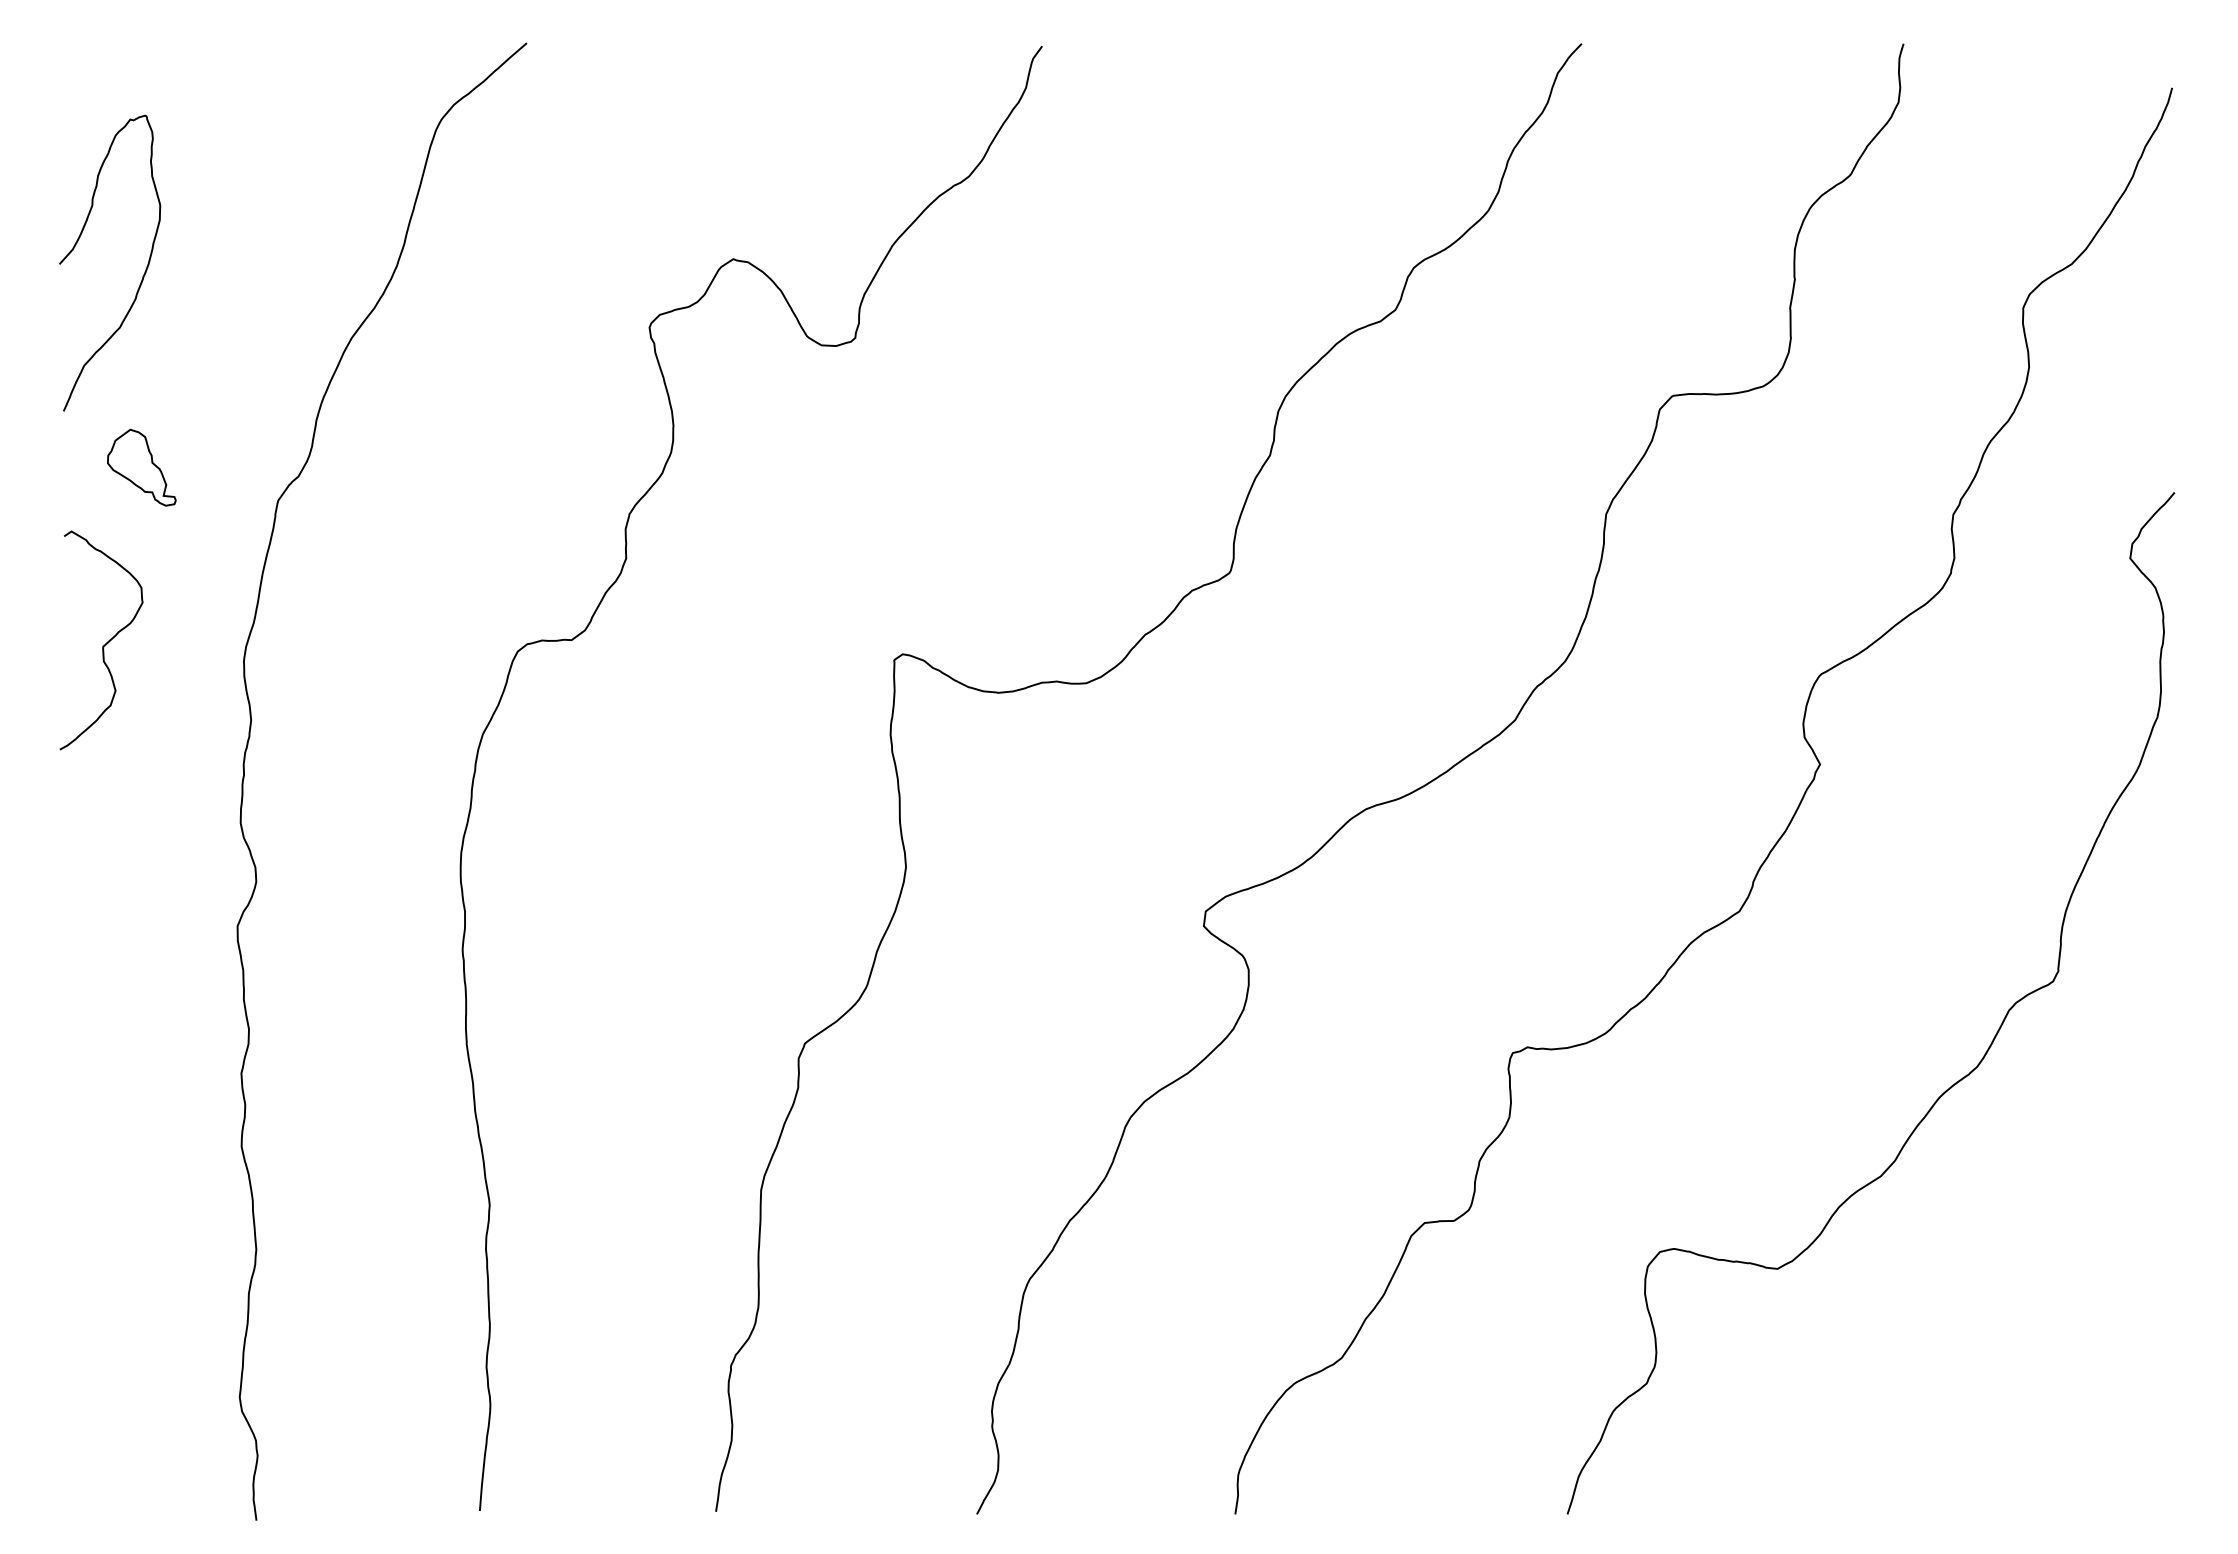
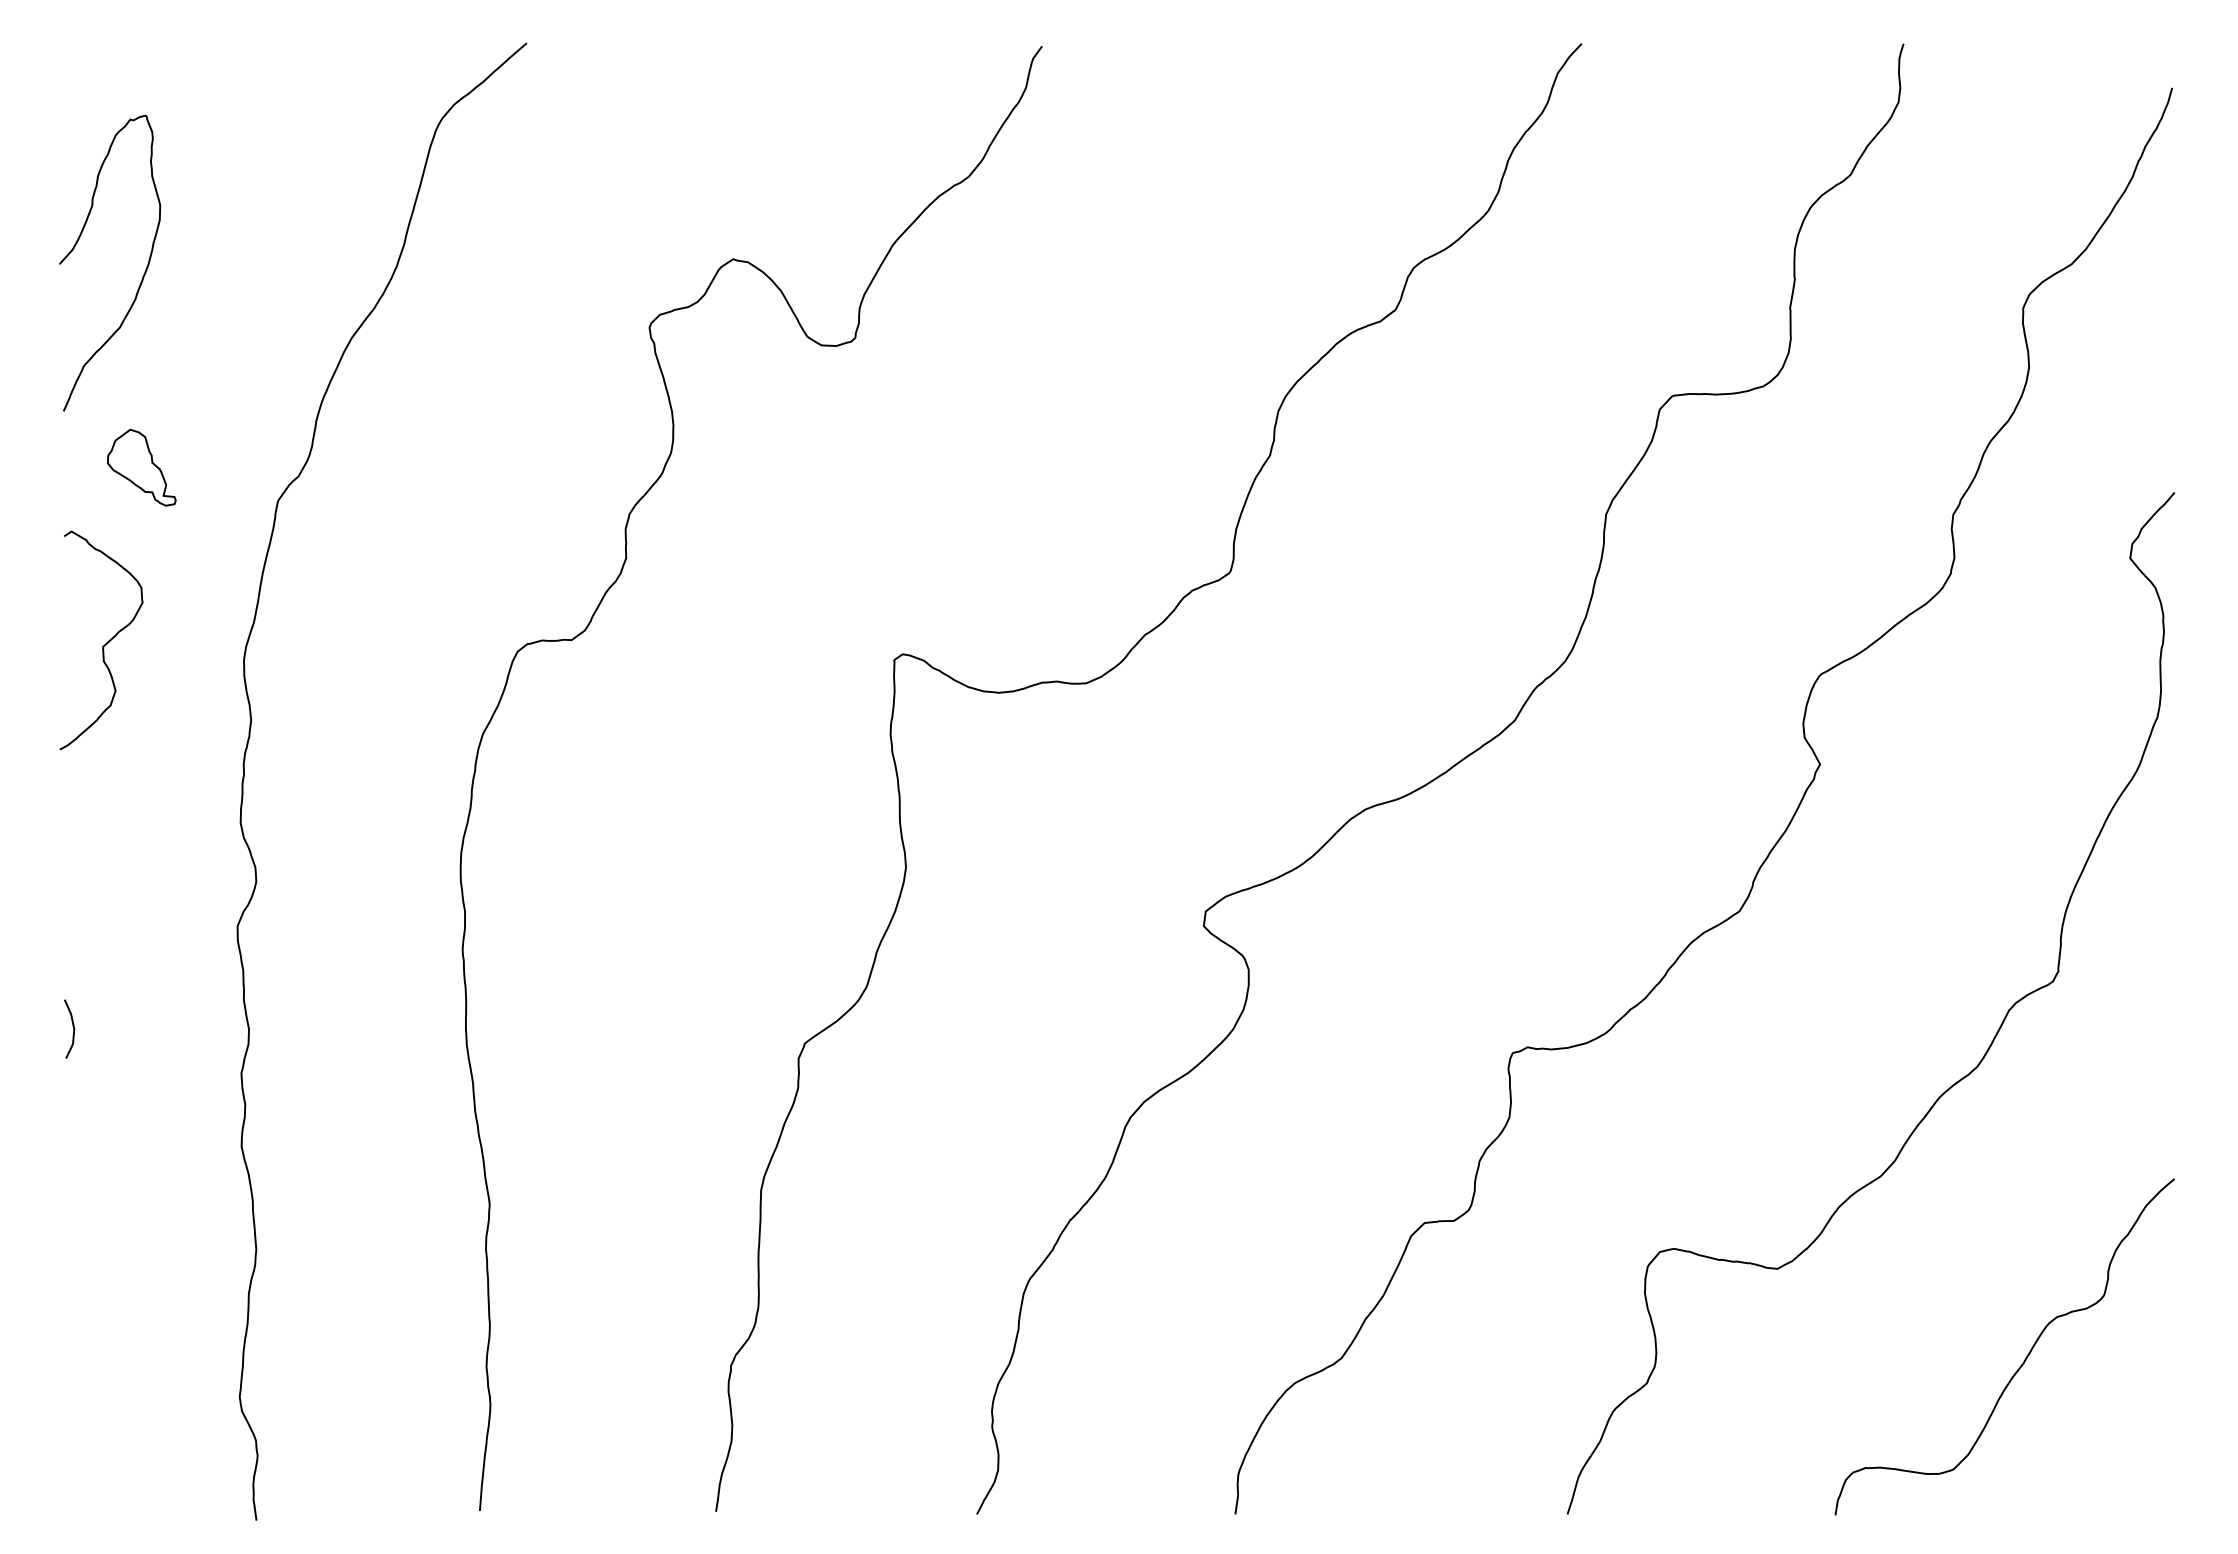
curve: none -> present (72, 1026)
curve: none -> present (2025, 1357)
